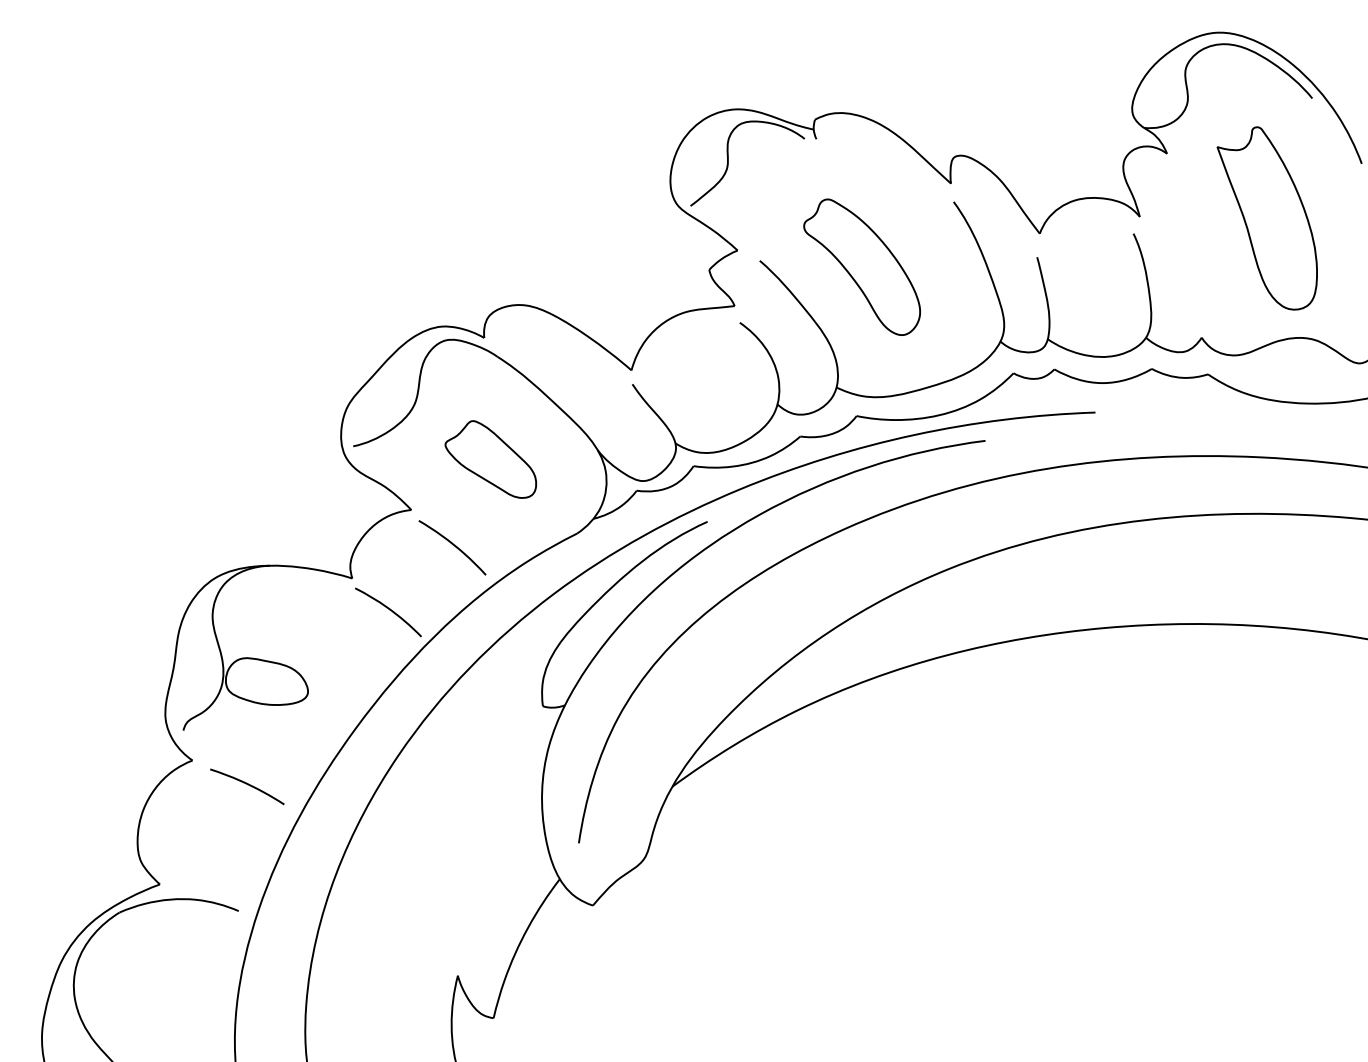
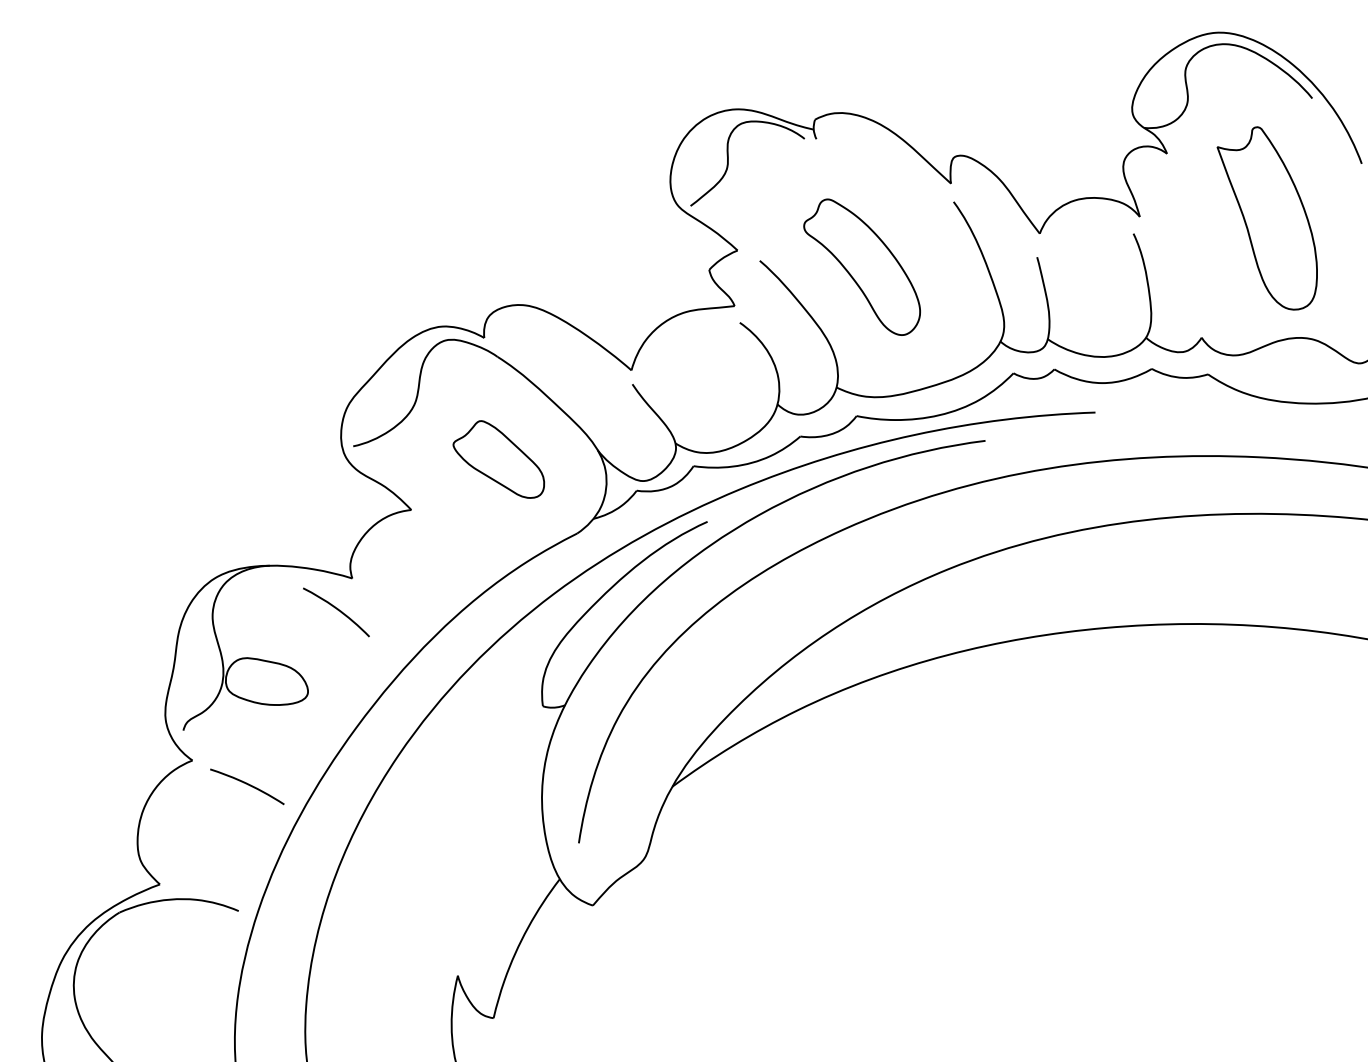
part position: (490, 459) -> (498, 459) (498, 459)
curve: present -> none (452, 545)
curve position: (389, 610) -> (337, 610) (337, 610)
